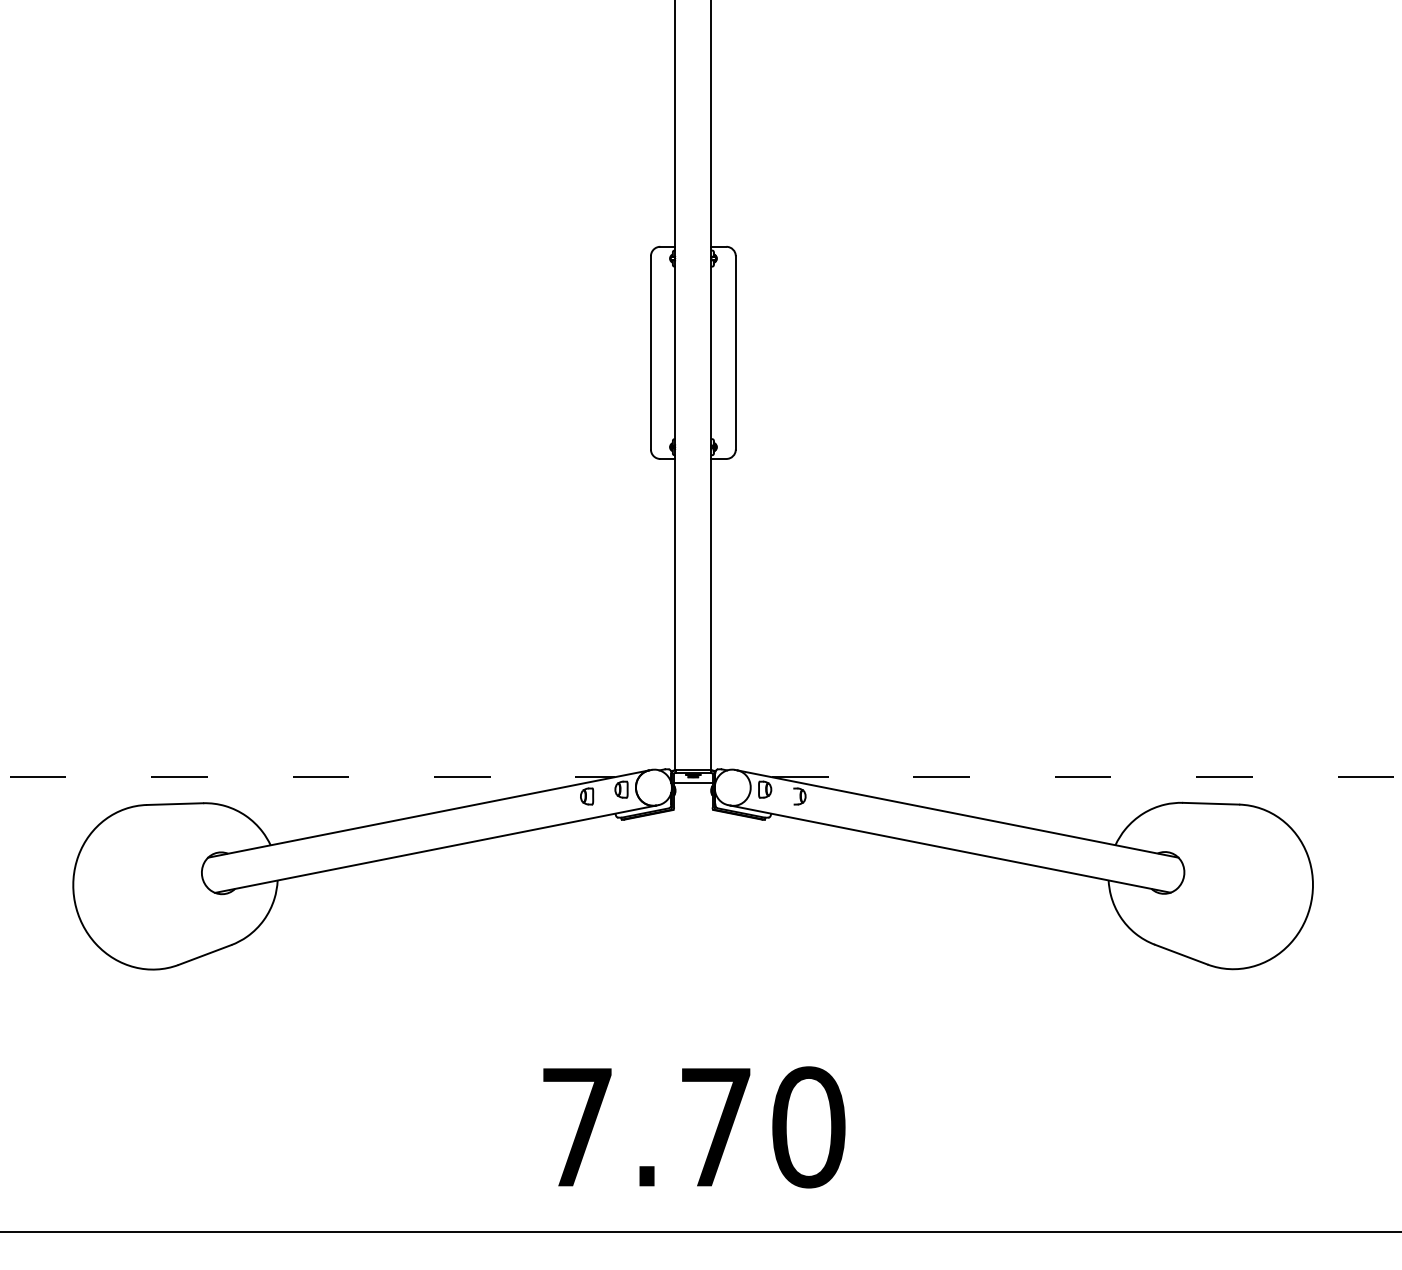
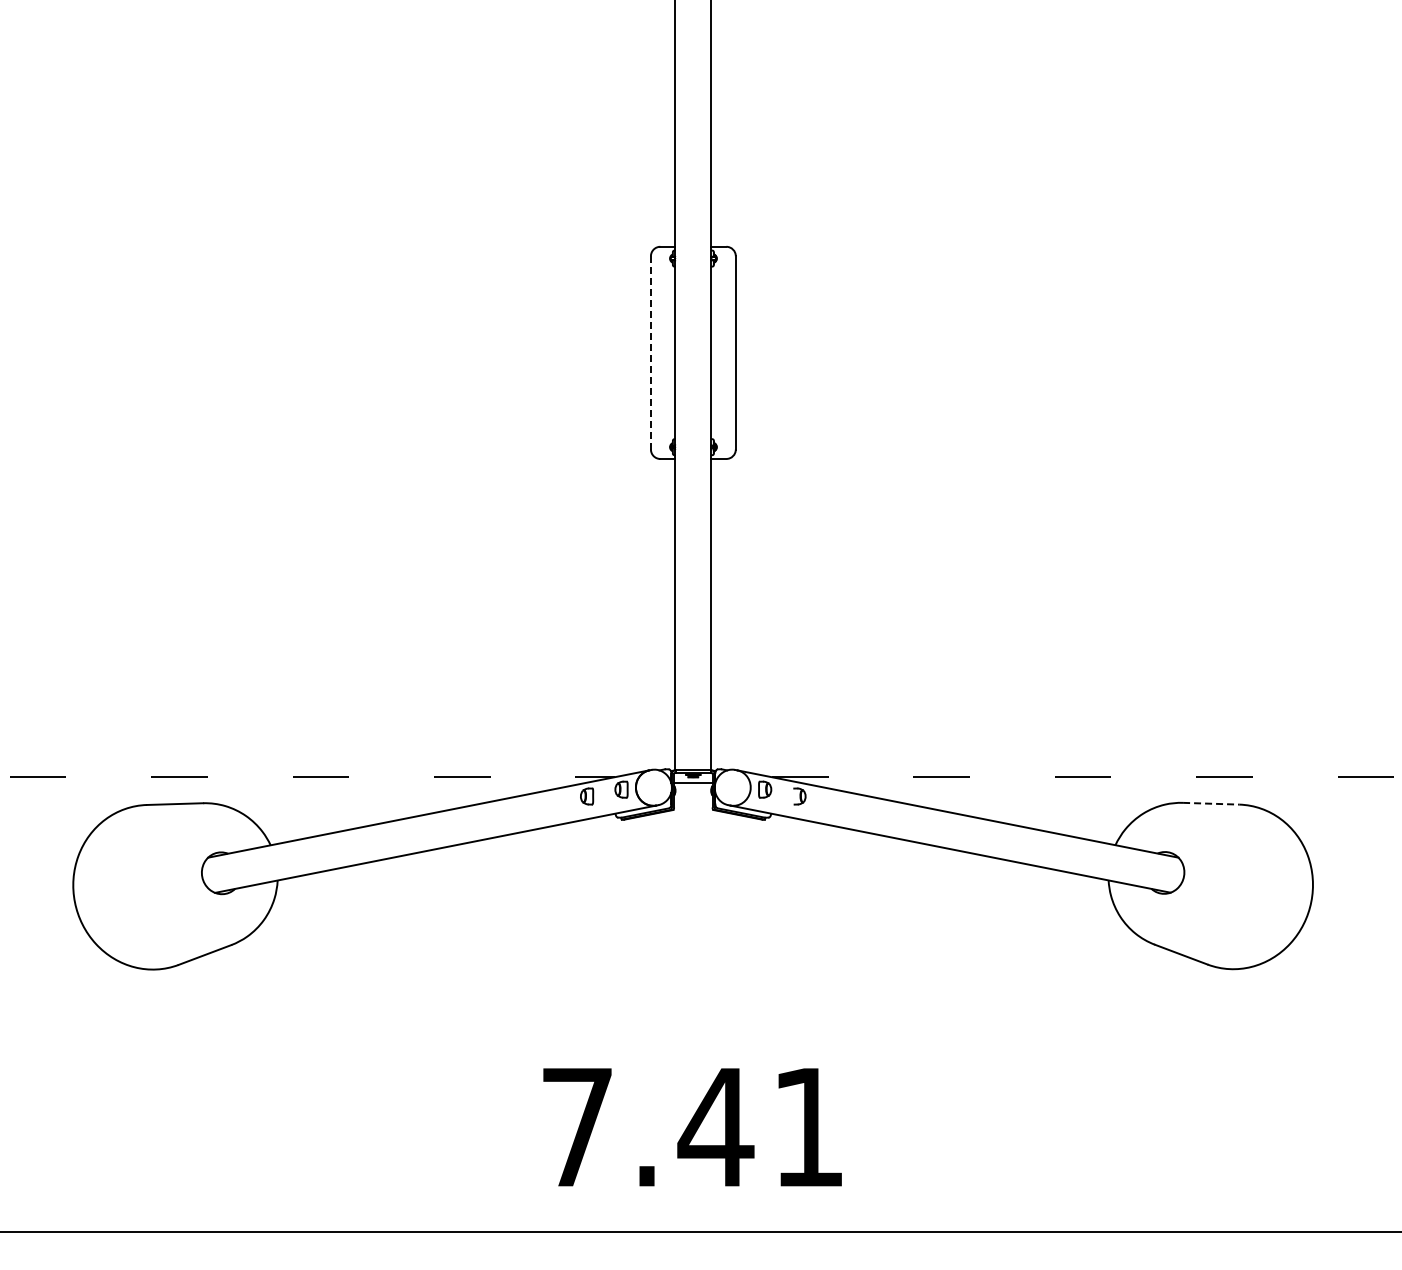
line: solid -> dashed (650, 352)
line: solid -> dashed (1211, 803)
text: 7.70 -> 7.41 (761, 1127)
